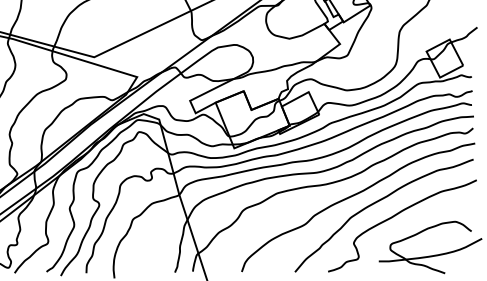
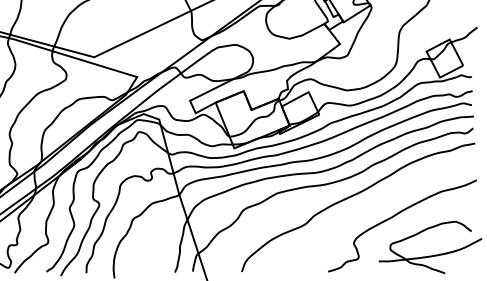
curve: present -> none (376, 203)
